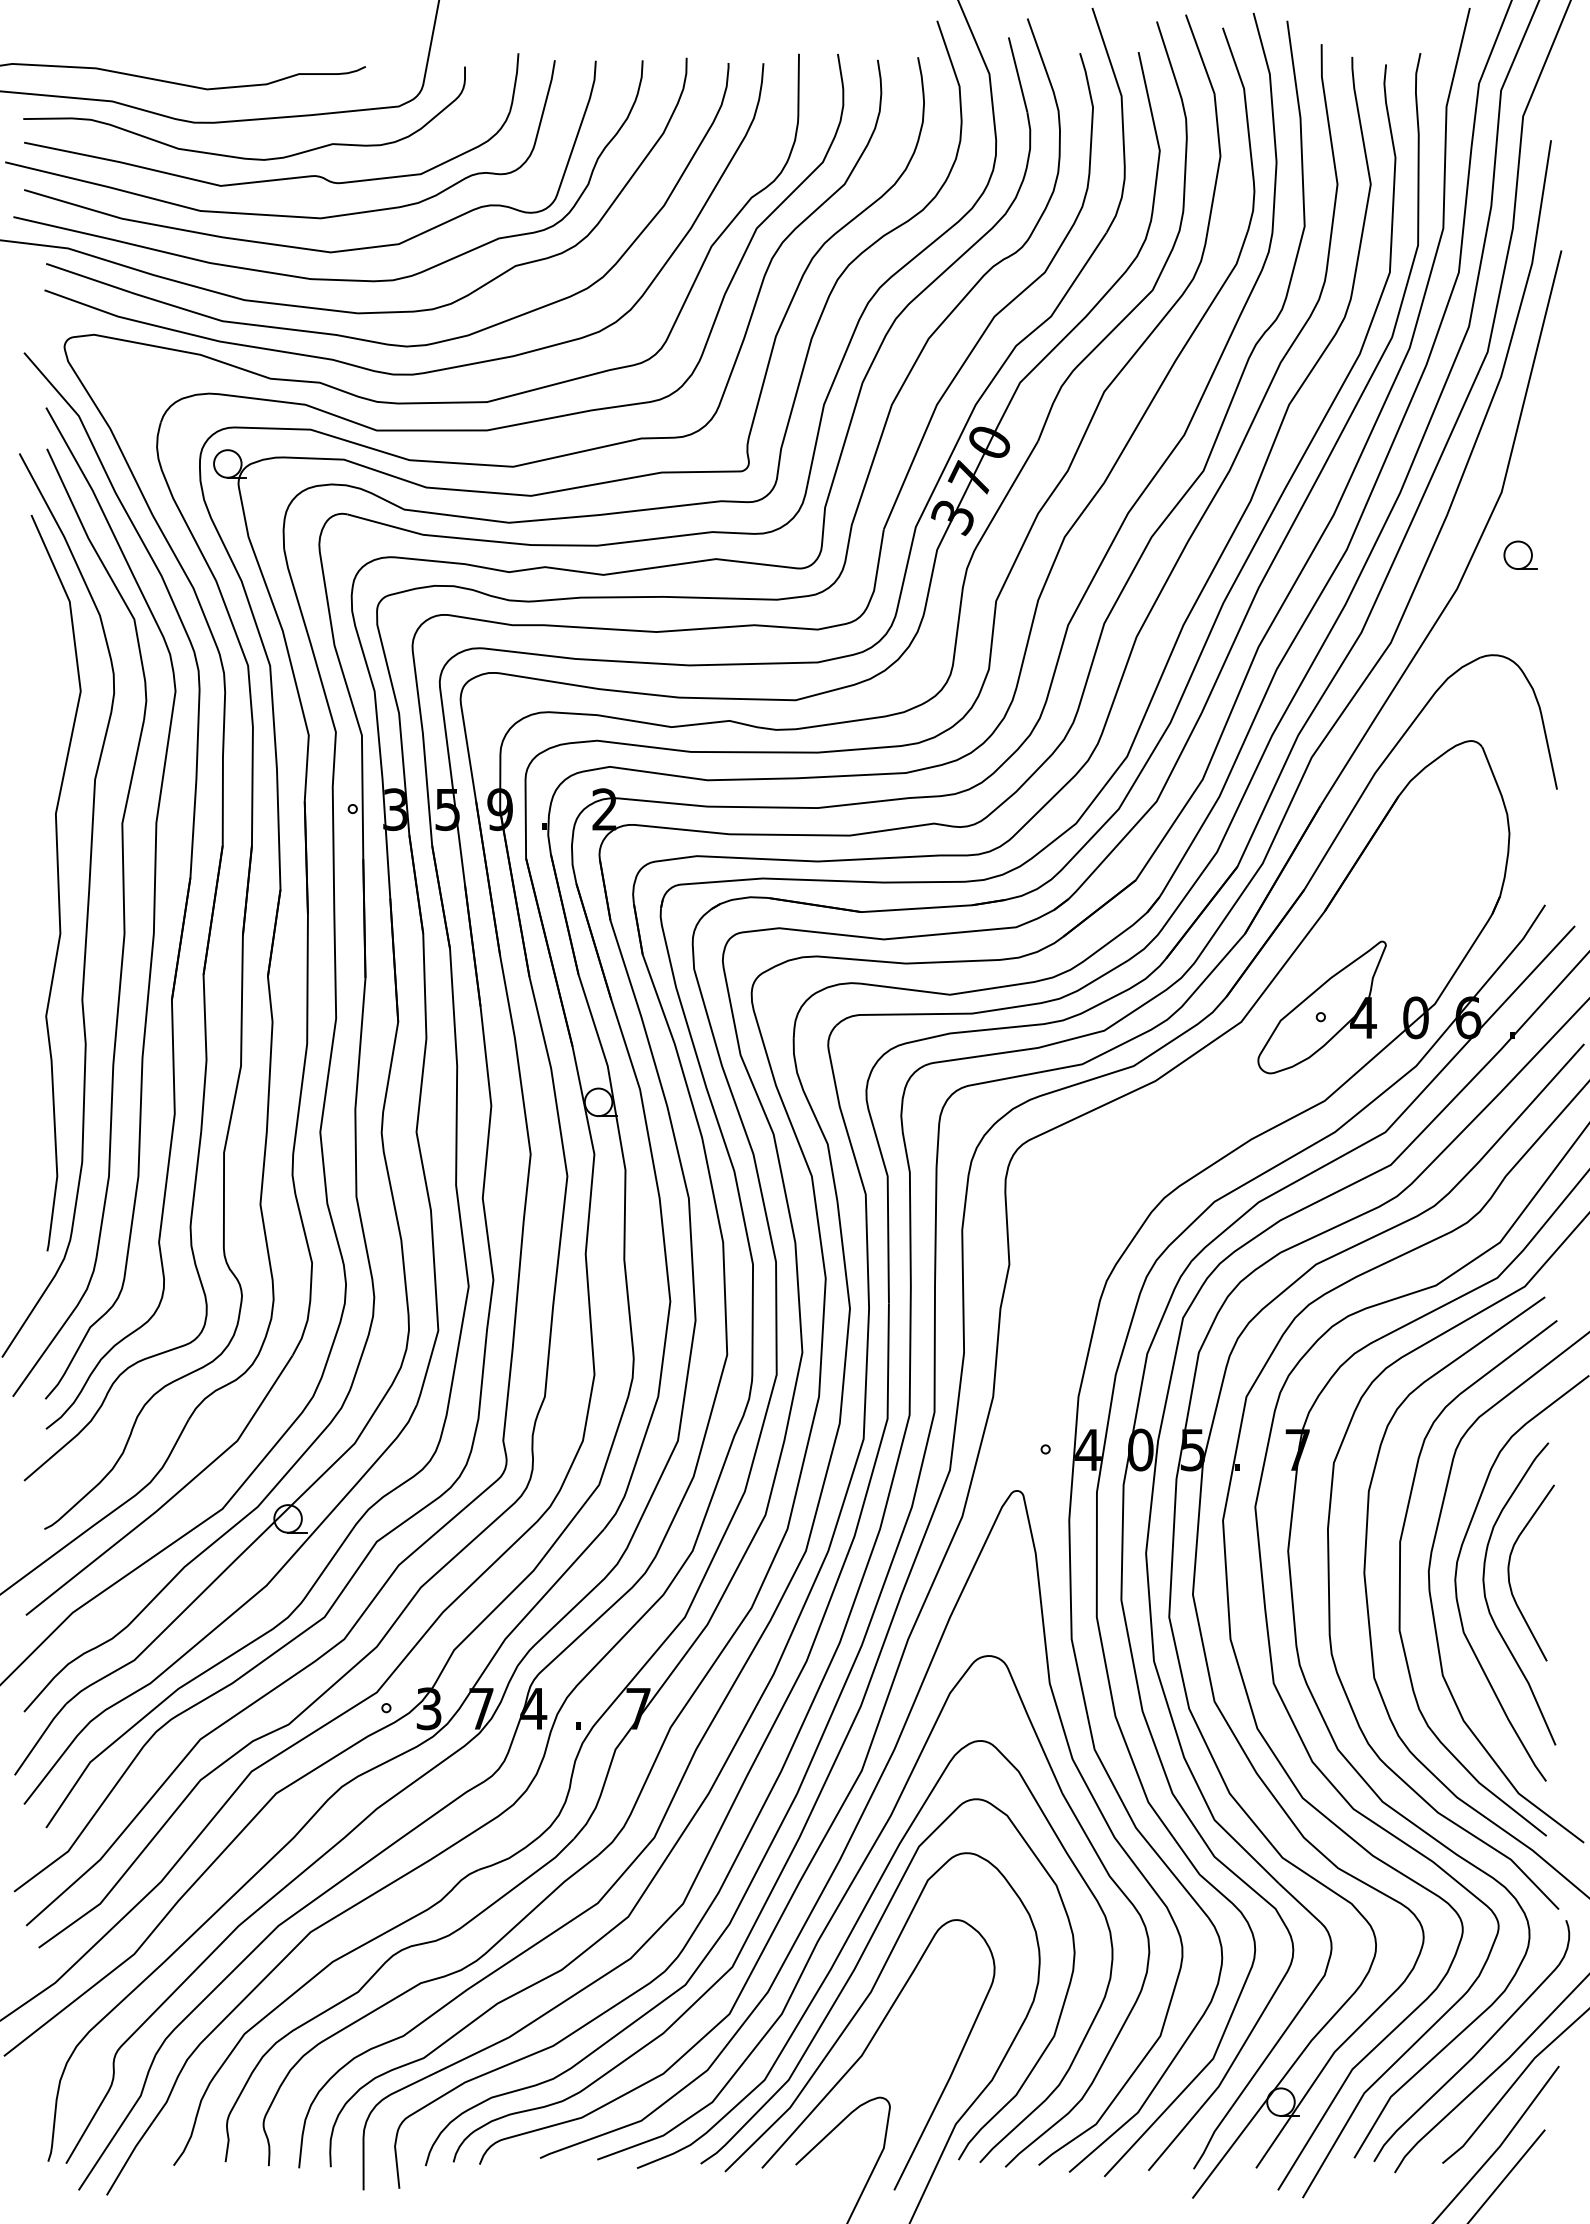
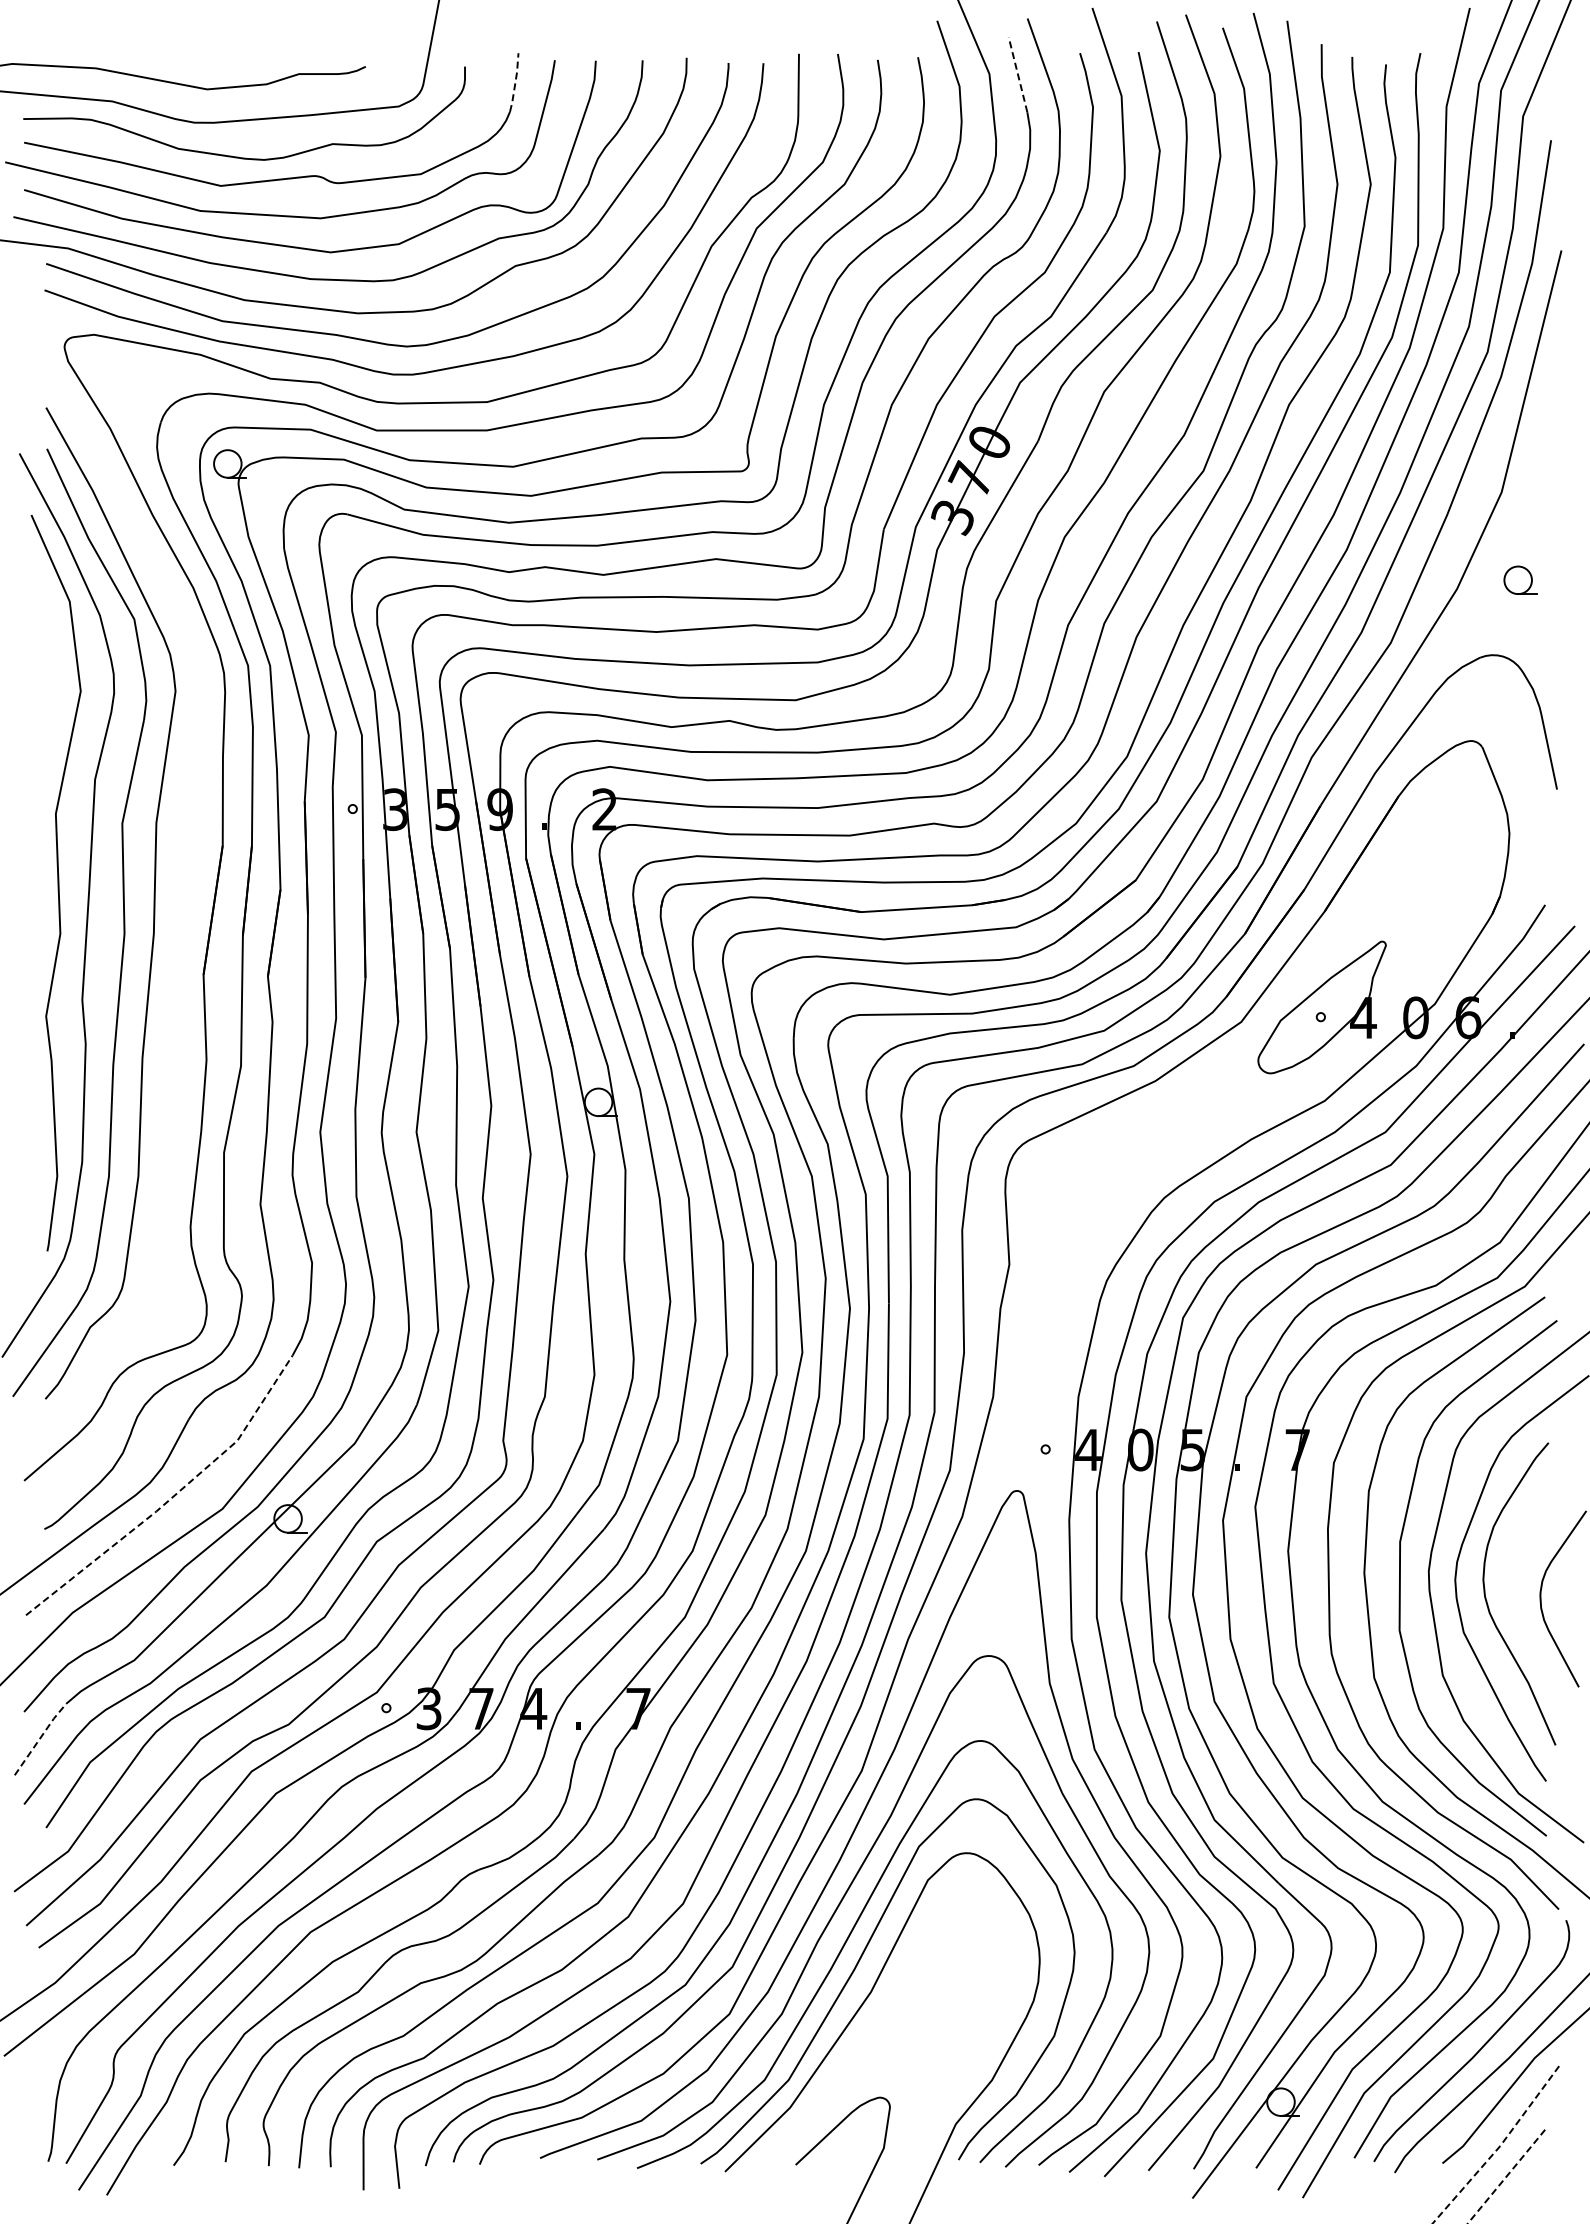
line: solid -> dashed (1018, 74)
line: solid -> dashed (515, 82)
part position: (1520, 554) -> (1520, 579) (1520, 579)
part: present -> none (185, 901)
line: solid -> dashed (172, 1497)
curve position: (1509, 1572) -> (1541, 1598) (1541, 1598)
line: solid -> dashed (40, 1738)
curve: present -> none (867, 2048)
line: solid -> dashed (1498, 2147)
line: solid -> dashed (1506, 2176)
